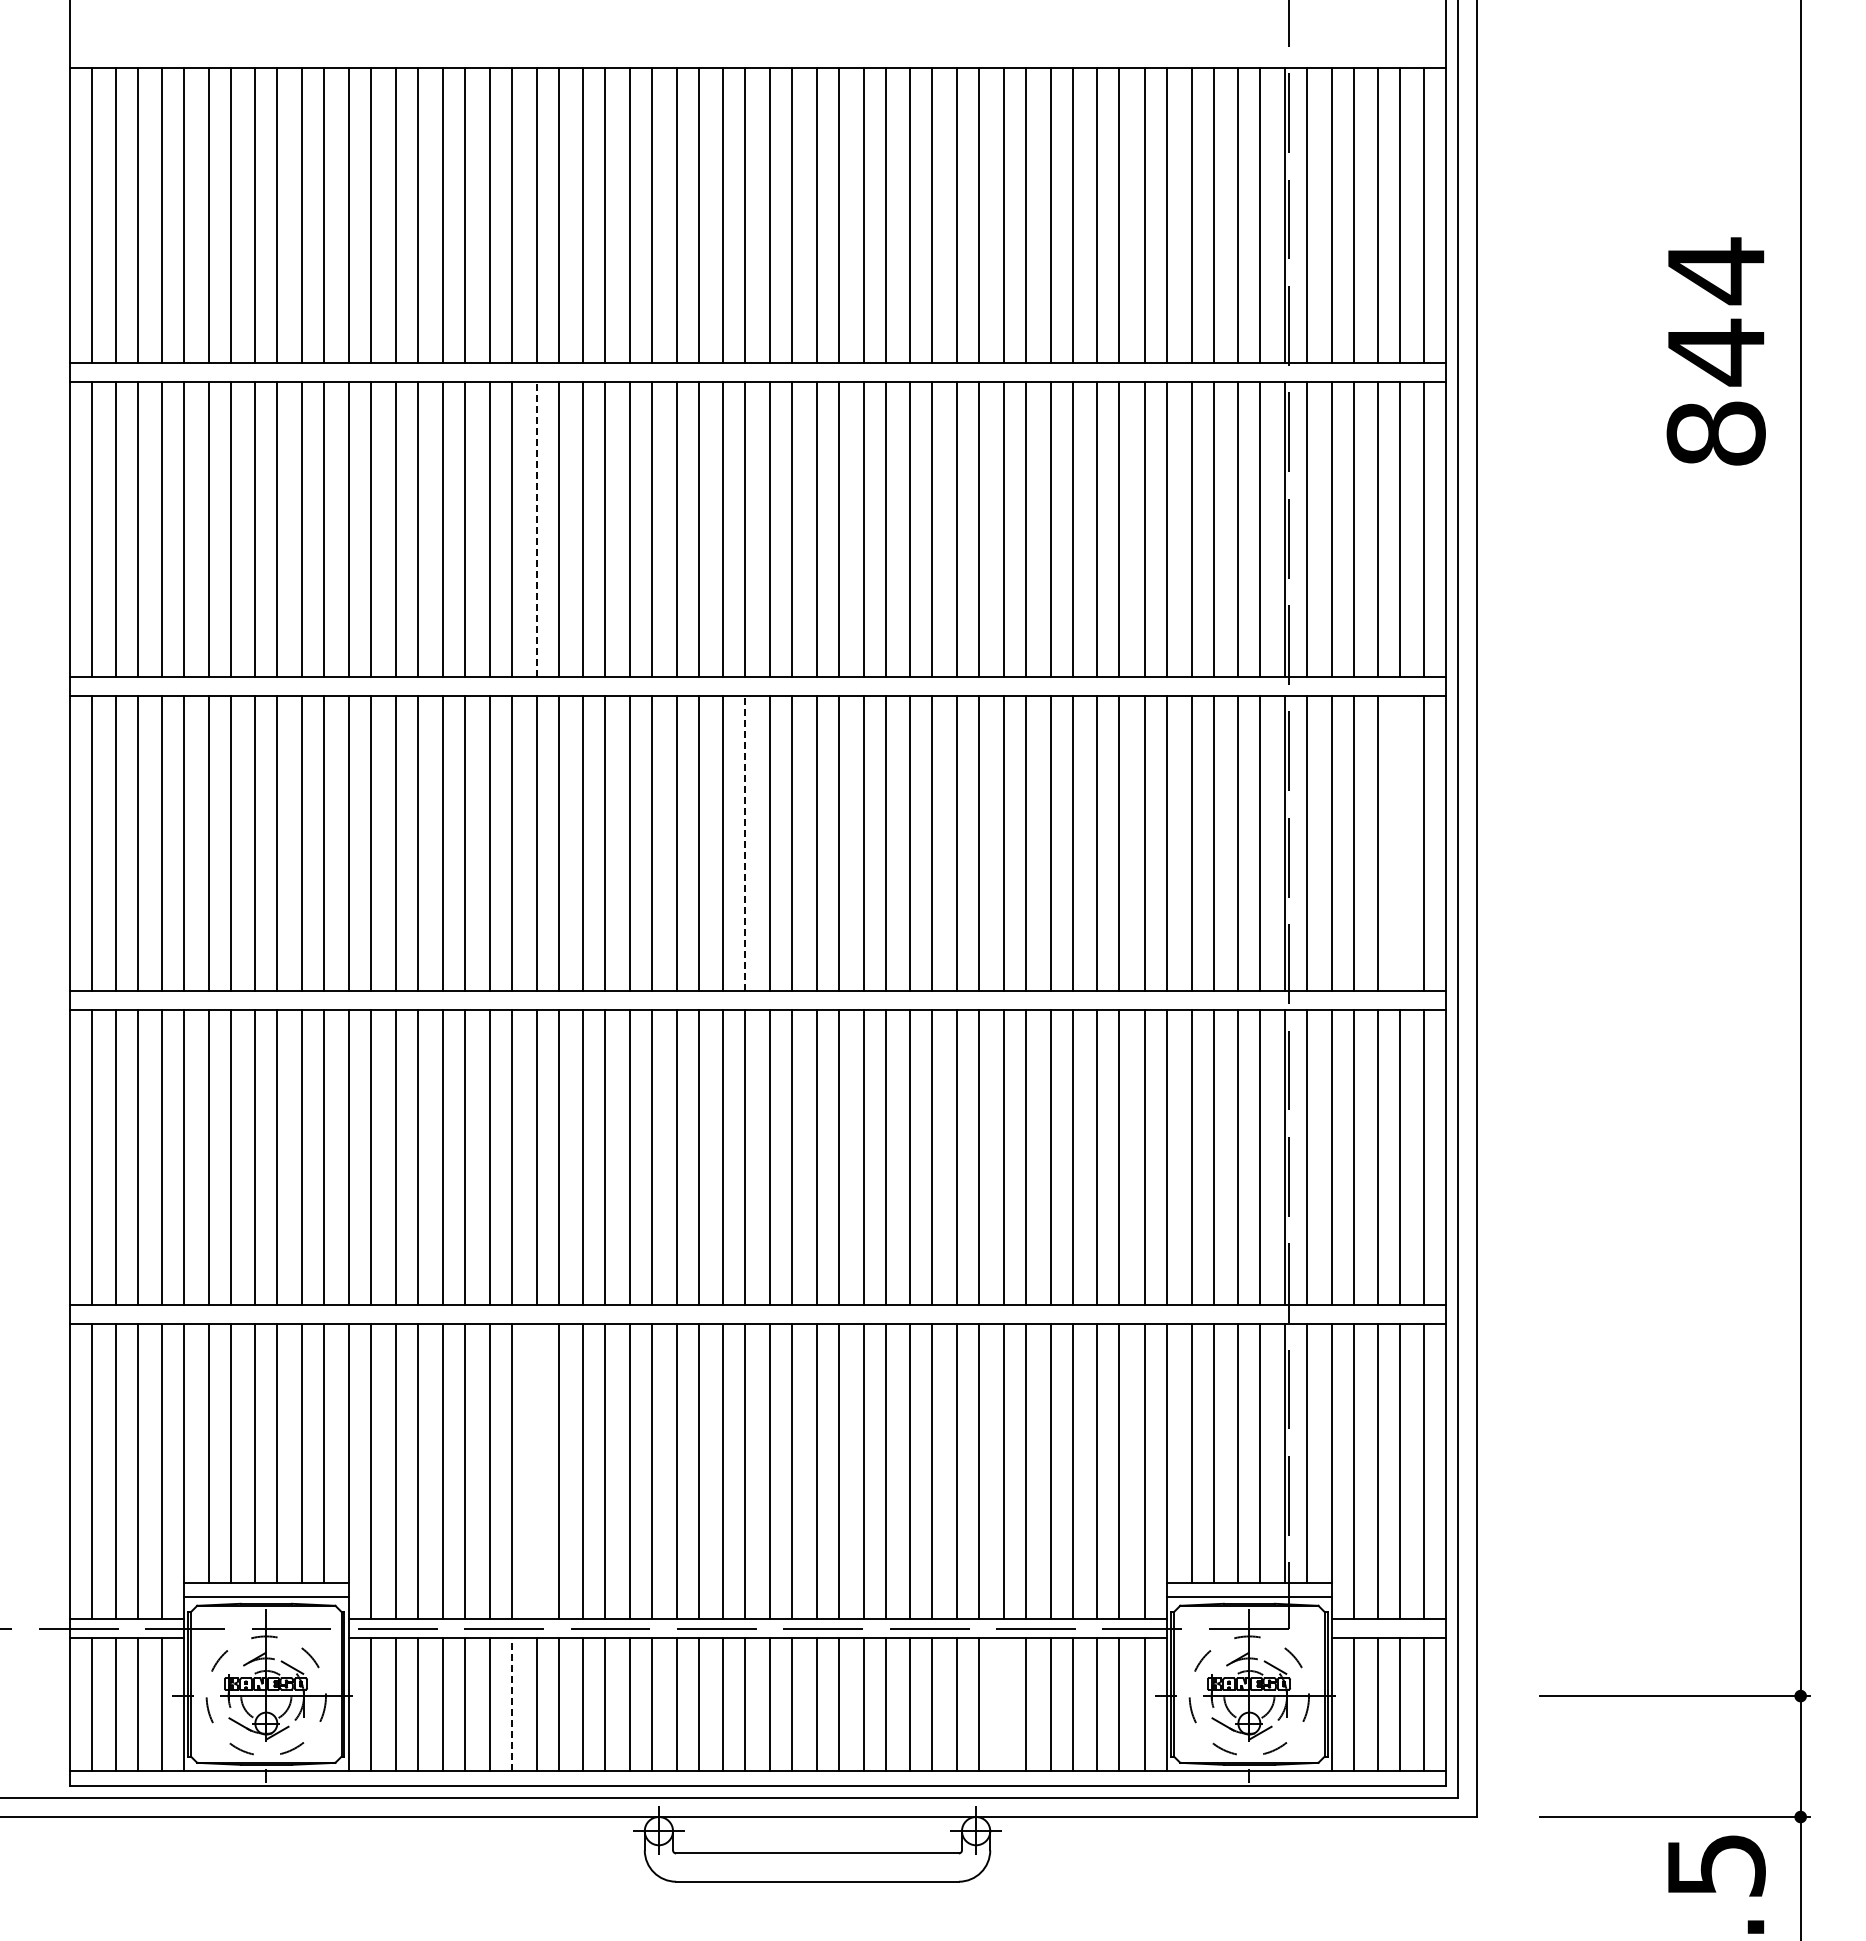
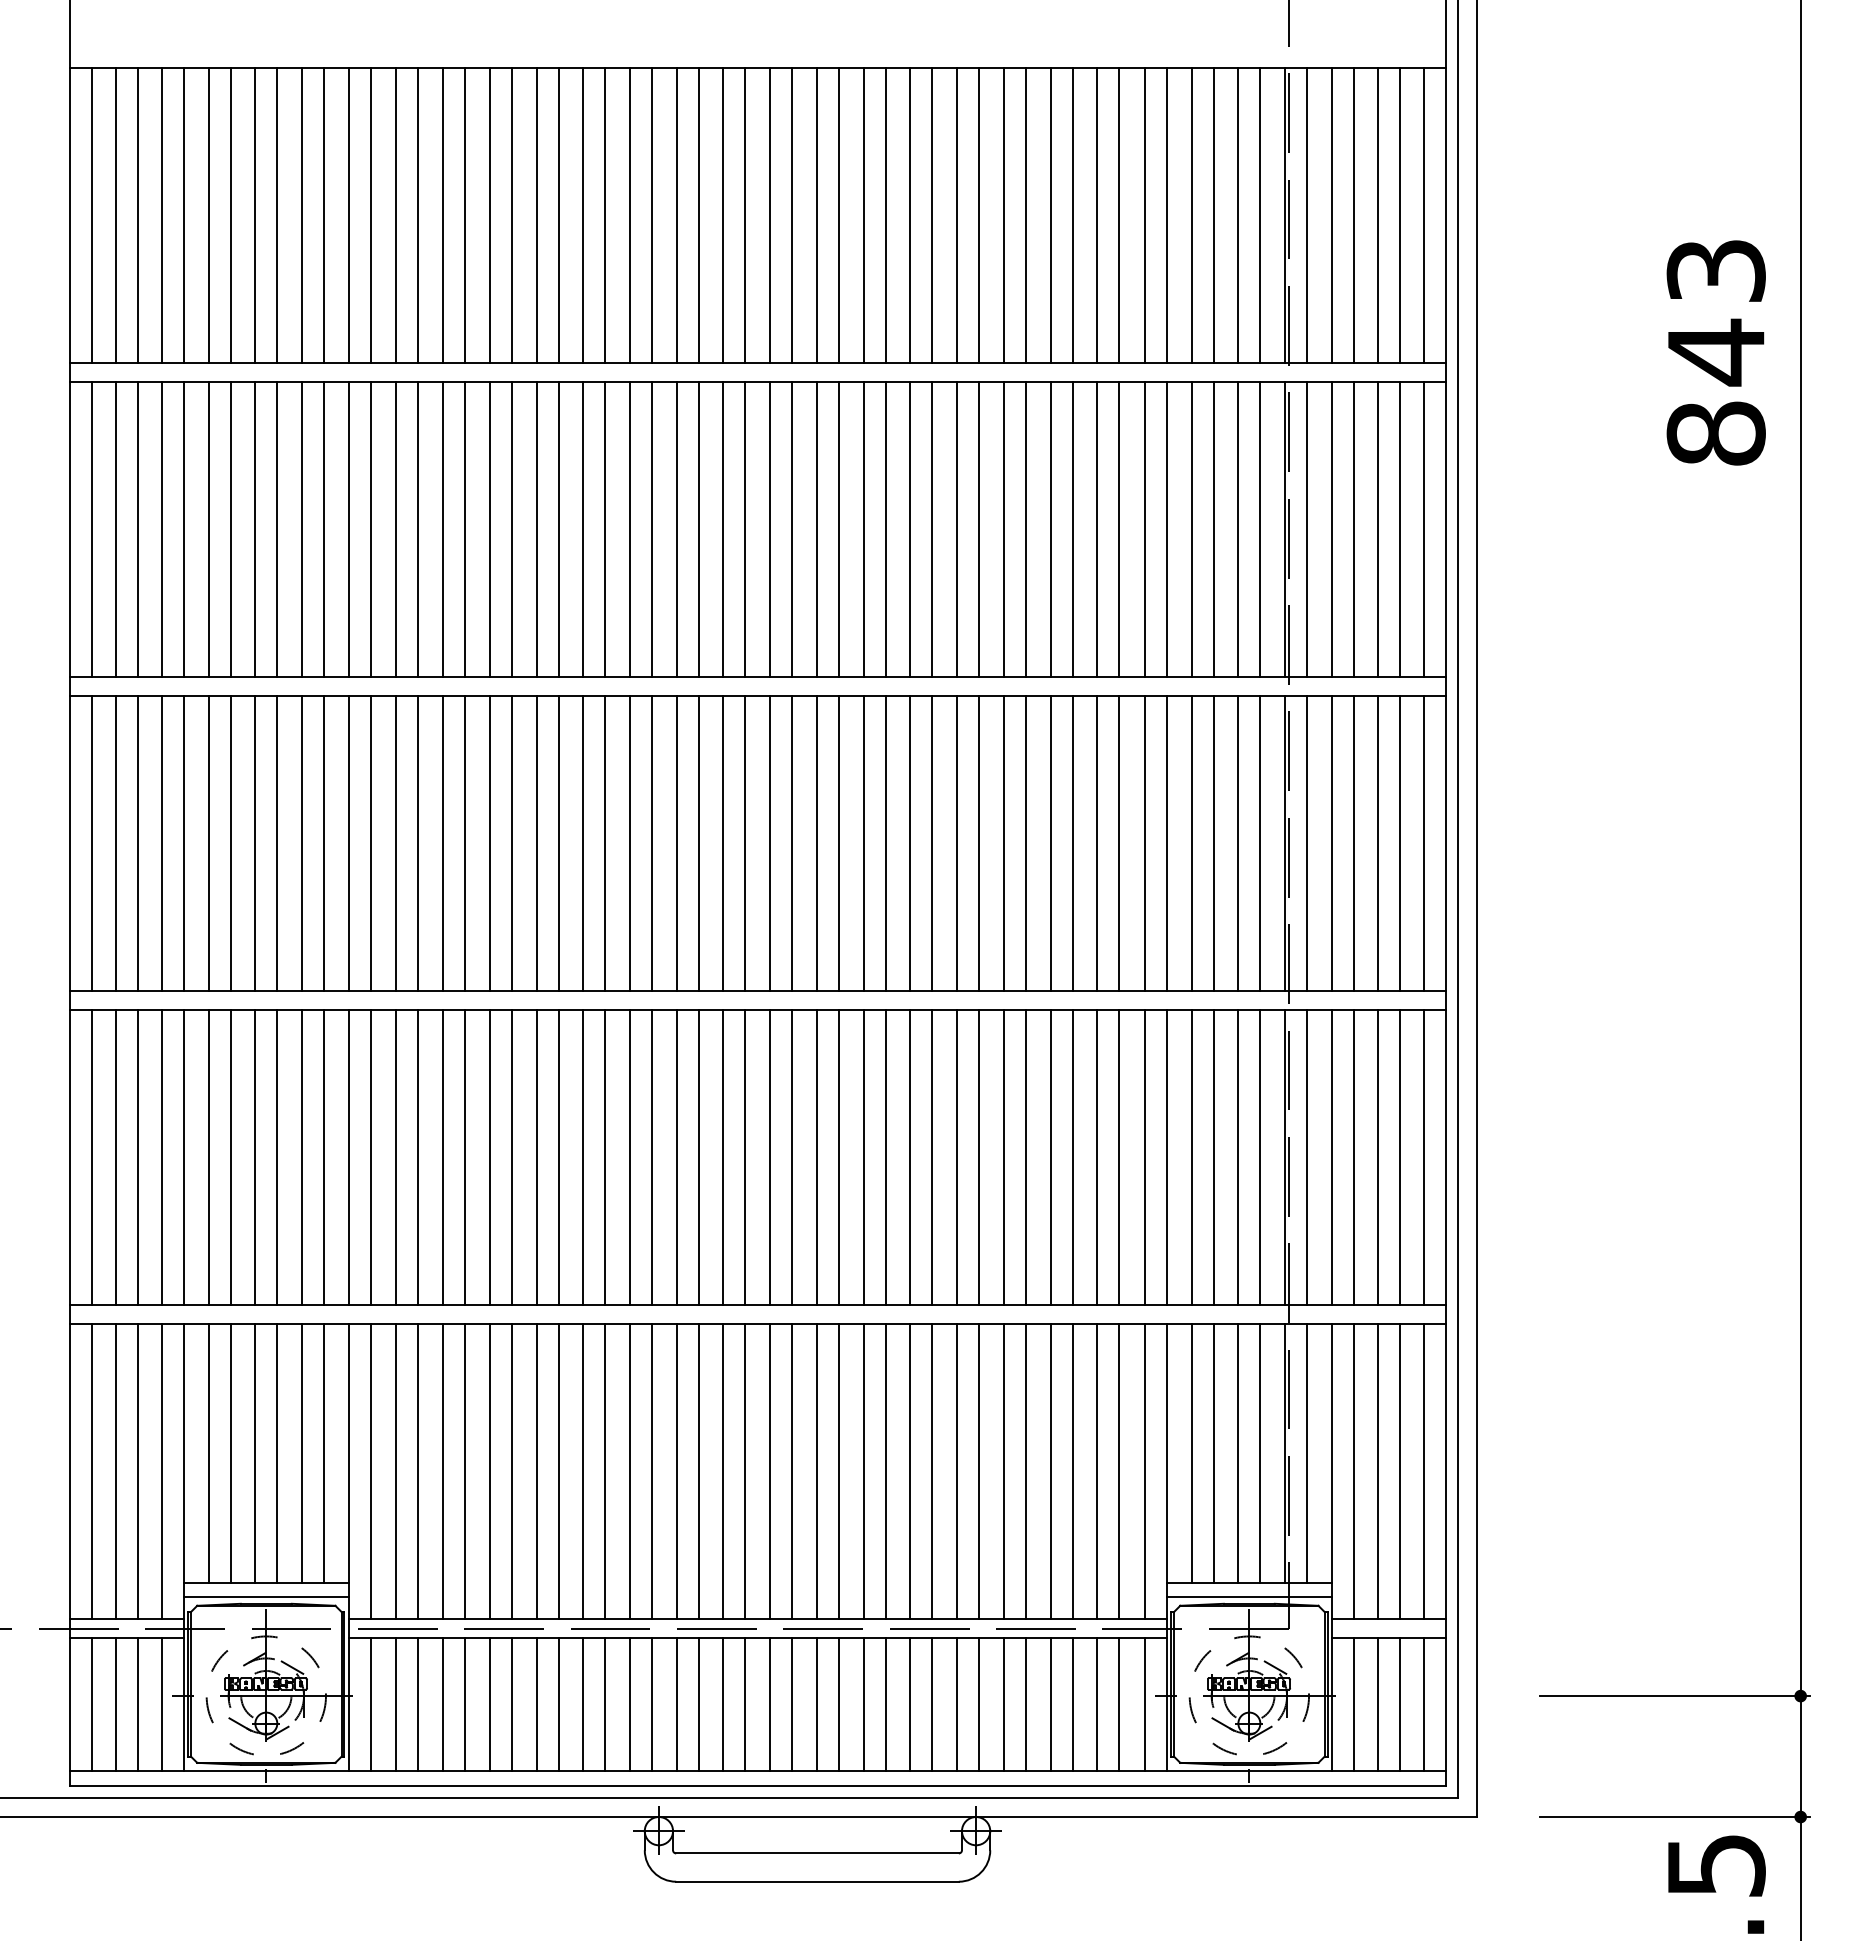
text: 844 -> 843 (1715, 271)
line: dashed -> solid (536, 529)
line: dashed -> solid (745, 843)
line: none -> present (1399, 843)
line: none -> present (536, 1471)
line: dashed -> solid (511, 1704)
line: none -> present (1003, 1704)
